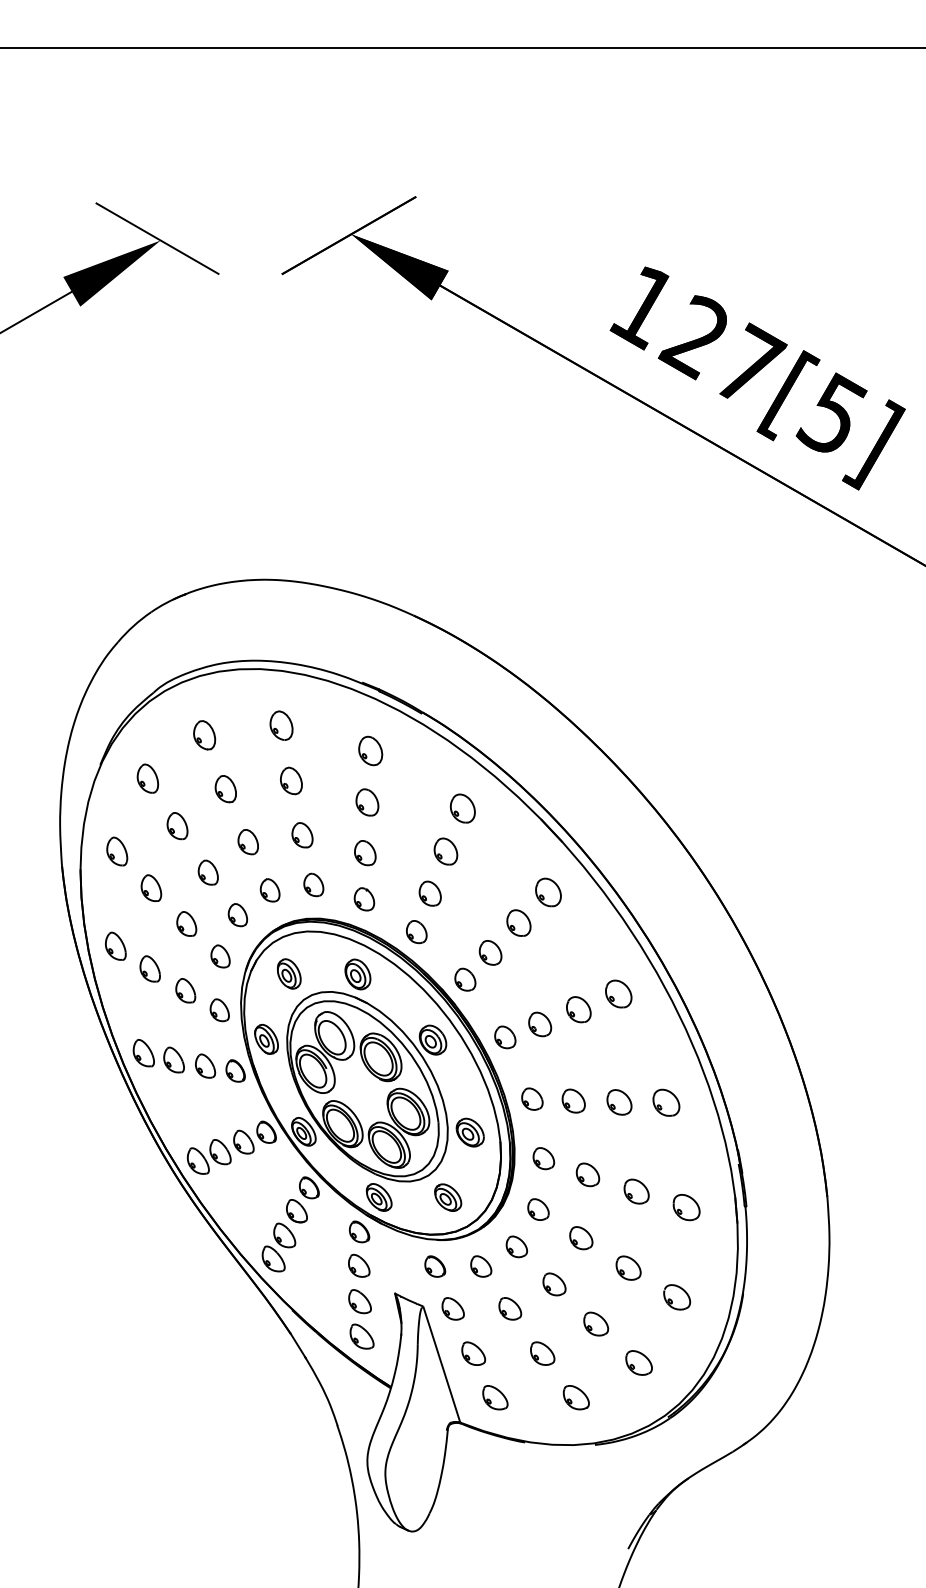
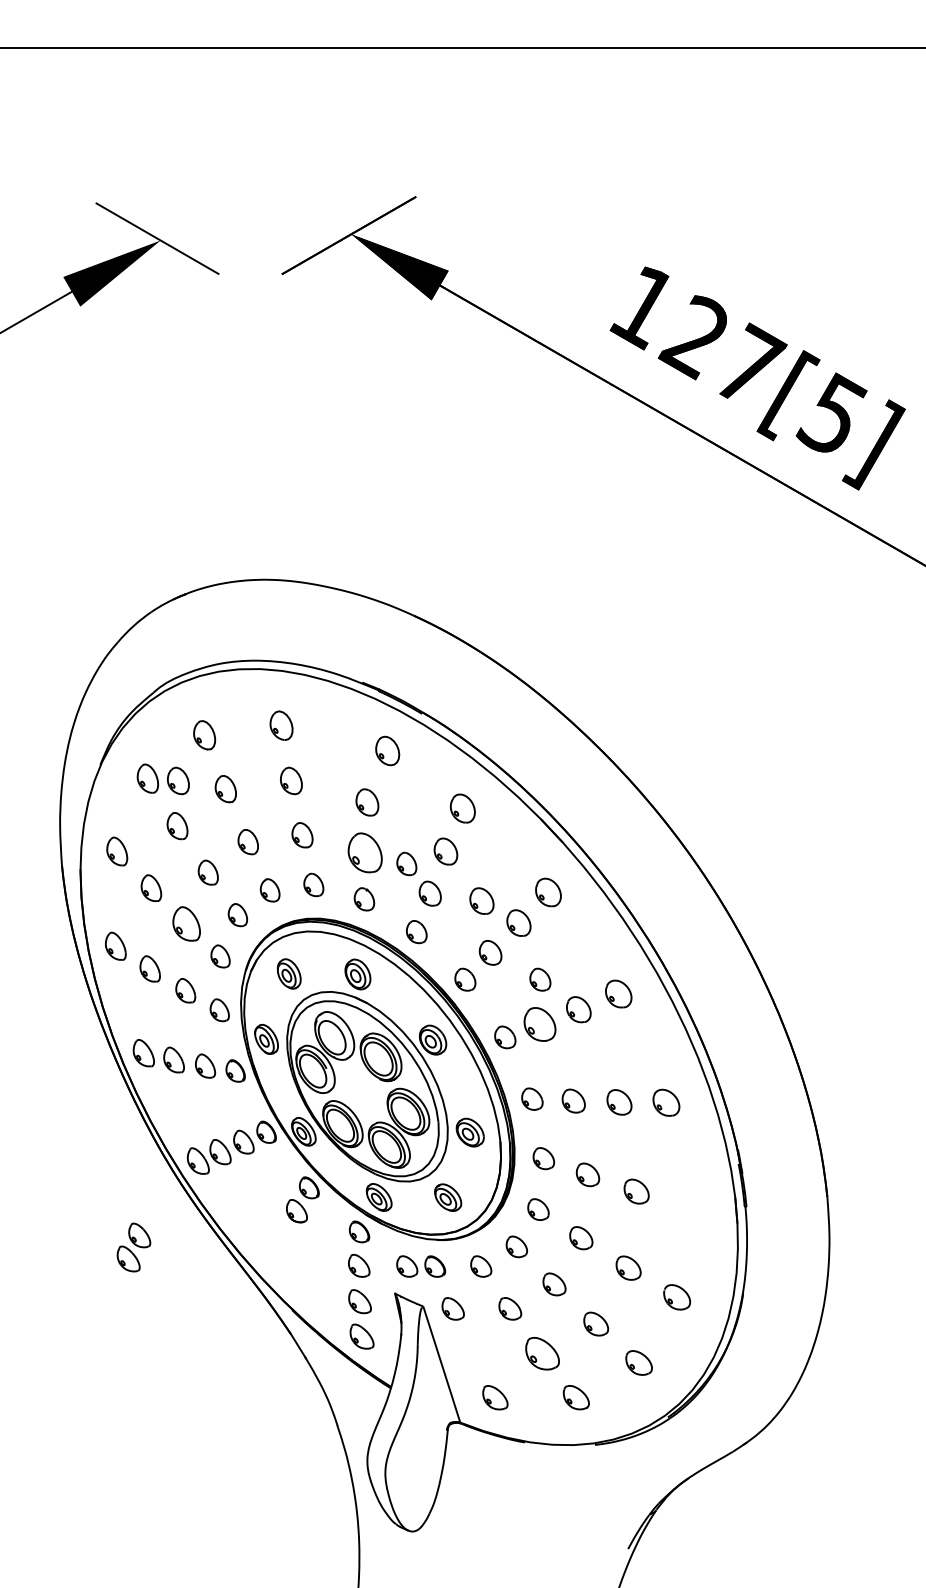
part position: (370, 750) -> (387, 750) (387, 750)
part: none -> present (178, 780)
part size: 23x27 px -> 36x42 px (364, 852)
part: none -> present (406, 863)
part: none -> present (481, 900)
part size: 22x26 px -> 29x36 px (186, 923)
part: none -> present (540, 979)
part size: 25x27 px -> 34x35 px (539, 1024)
part: present -> none (686, 1207)
part position: (278, 1247) -> (133, 1247) (133, 1247)
part: none -> present (407, 1266)
part: present -> none (473, 1353)
part size: 26x25 px -> 35x34 px (542, 1353)
